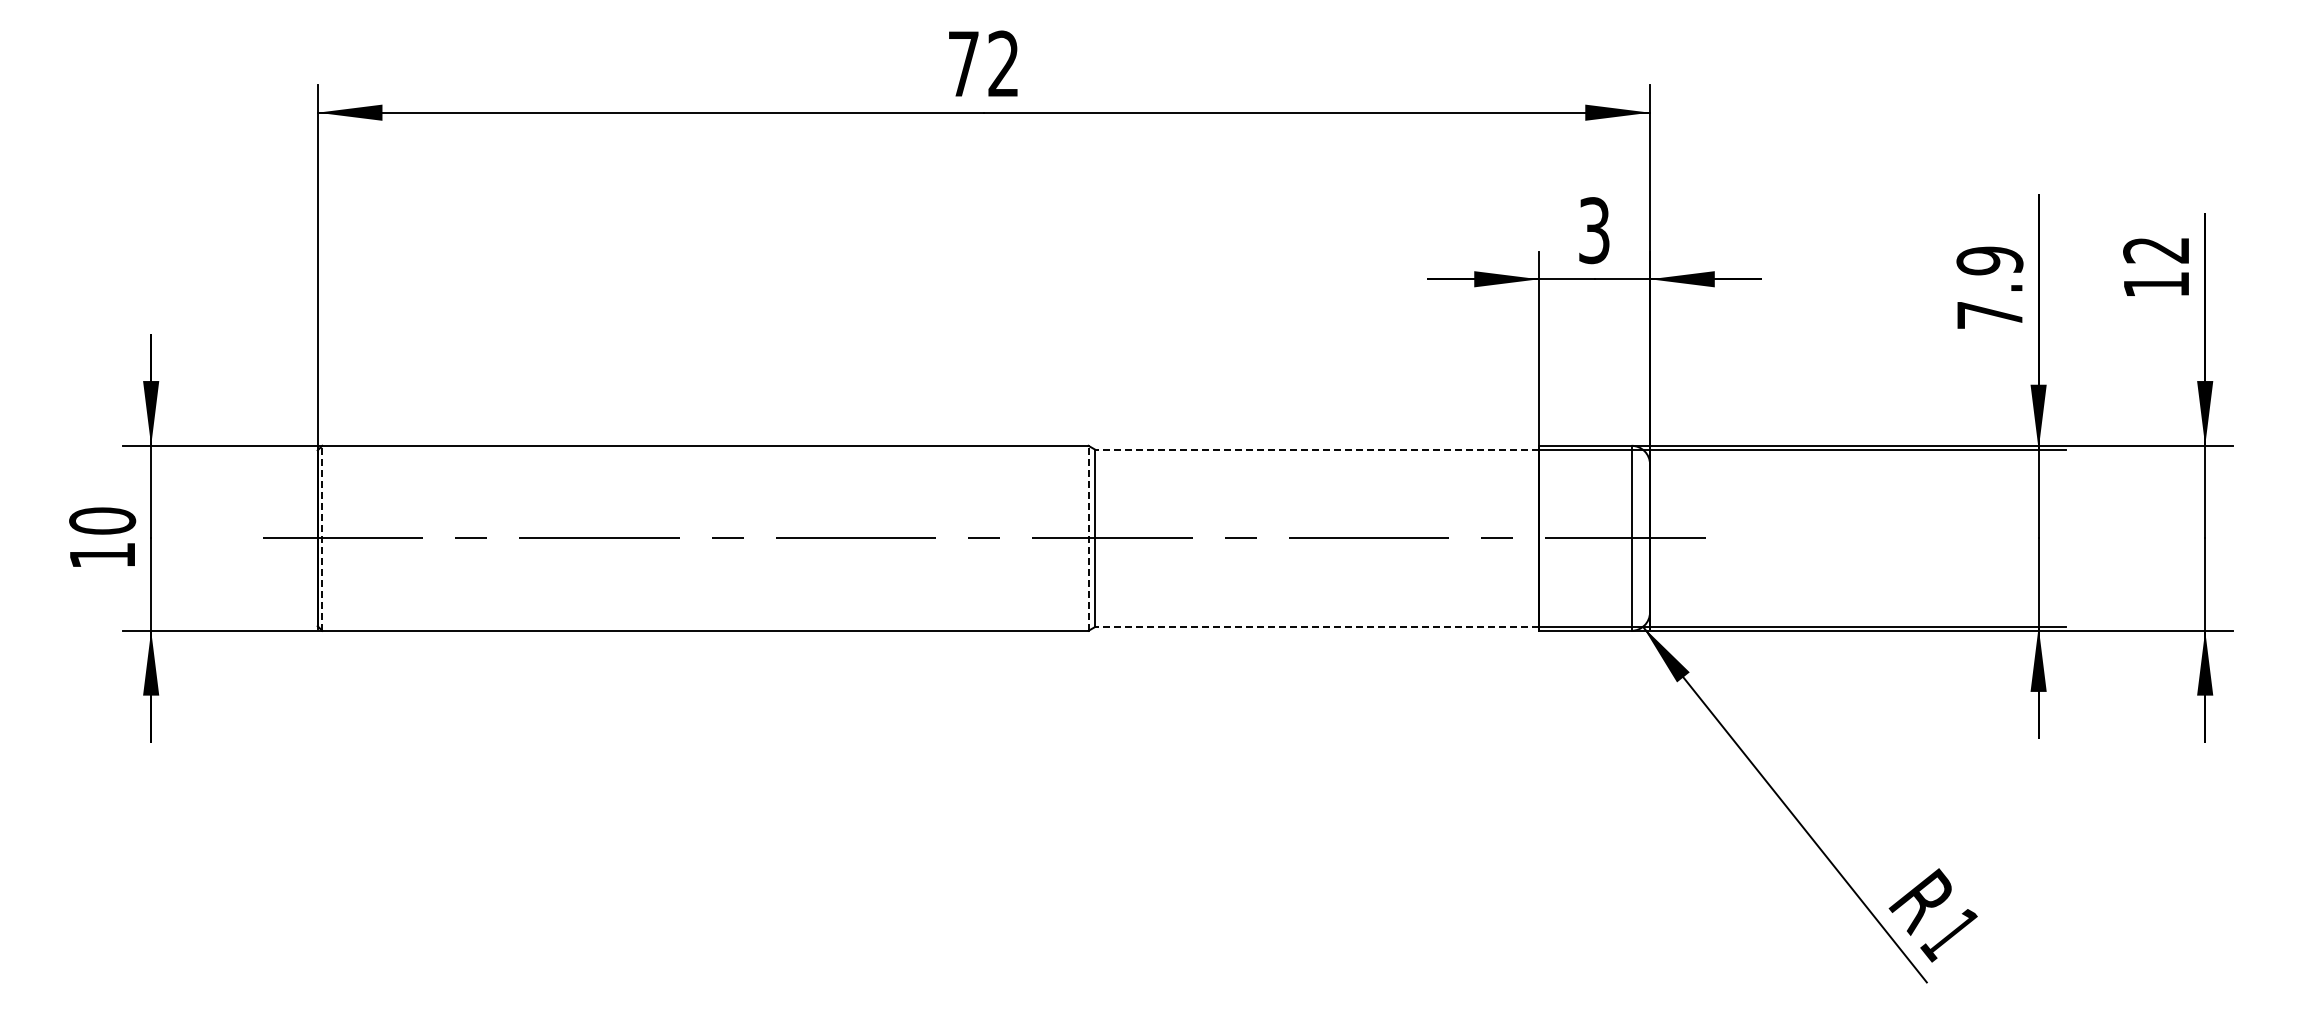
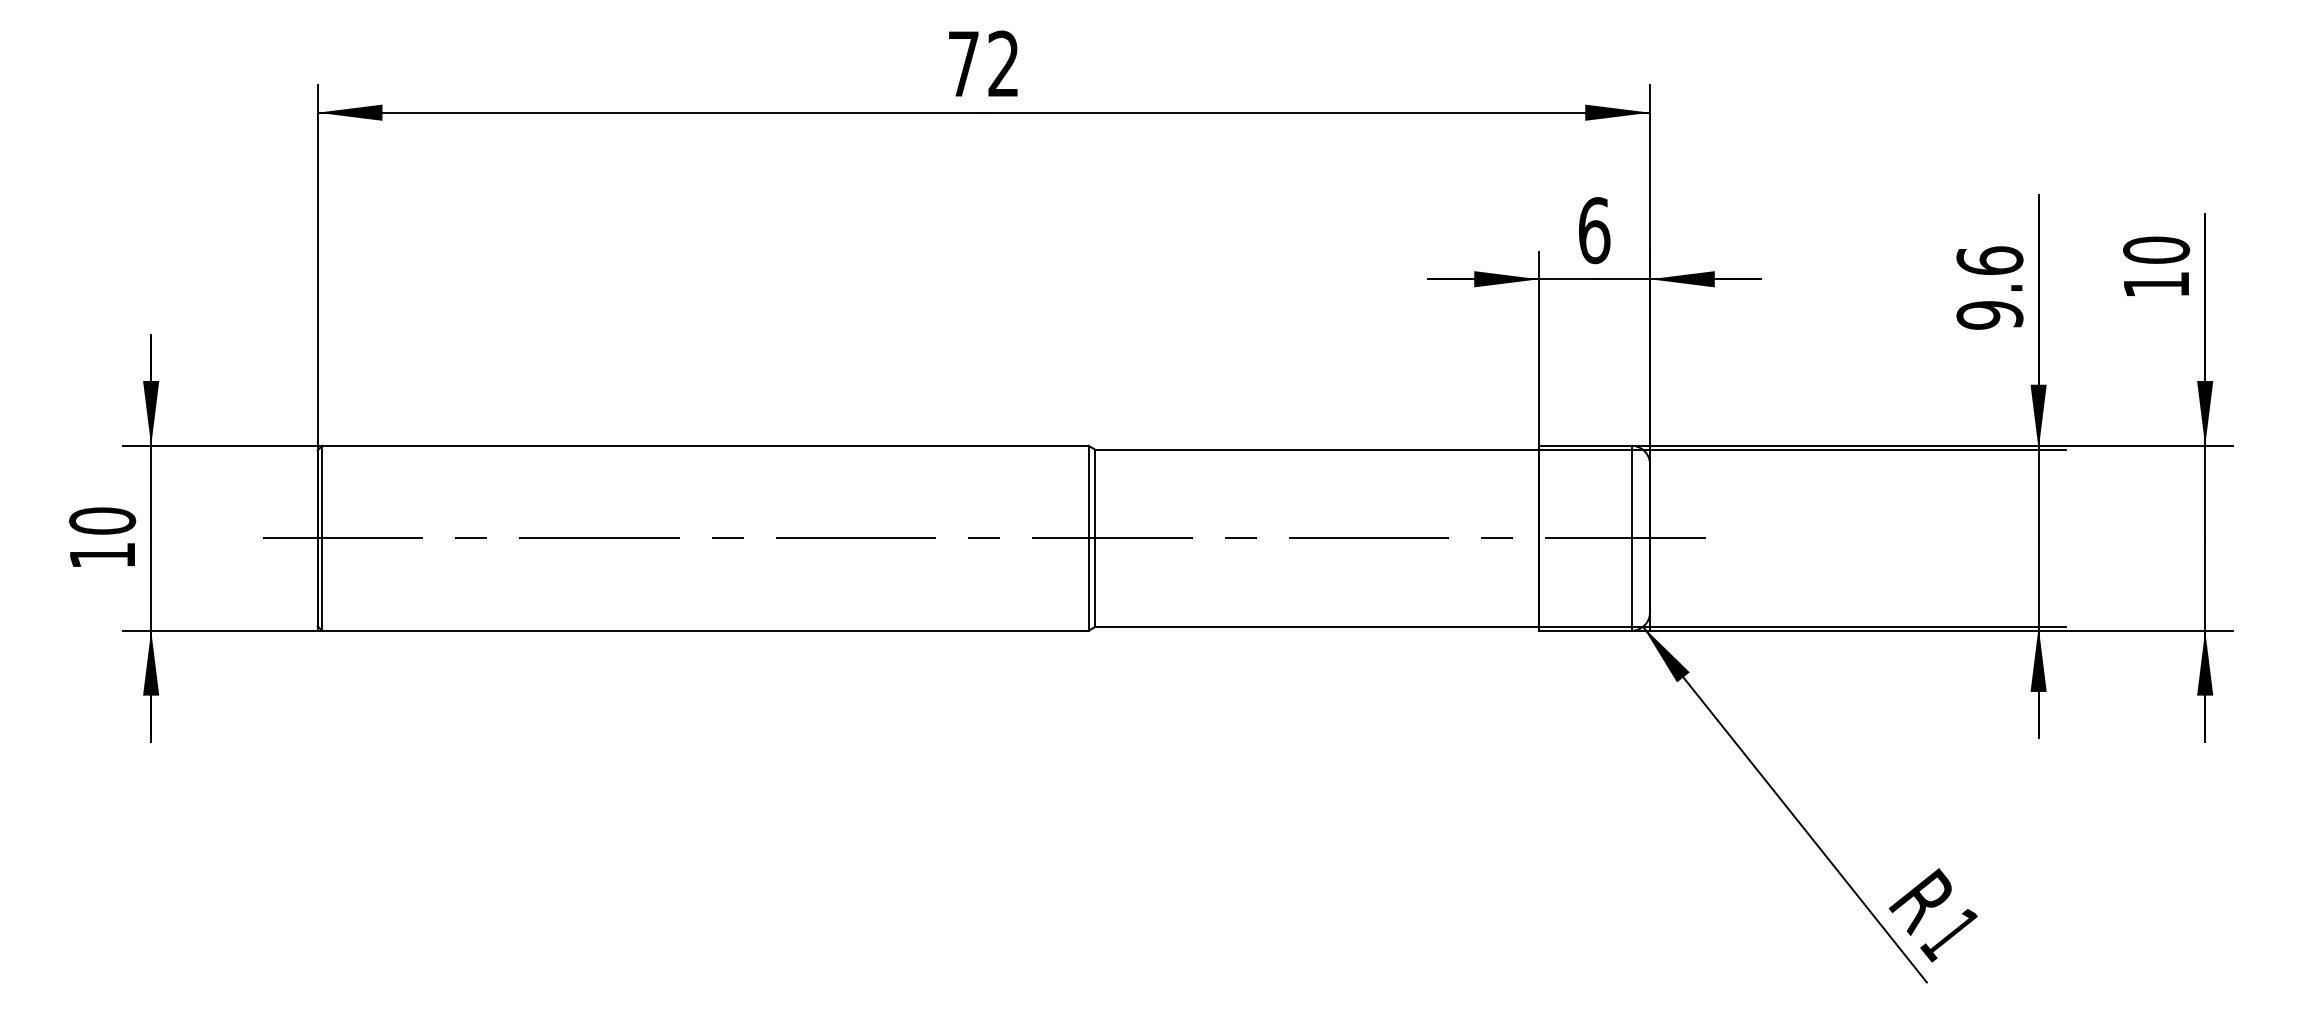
text: 3 -> 6 (1594, 230)
text: 12 -> 10 (2156, 249)
text: 7.9 -> 9.6 (1989, 287)
line: dashed -> solid (1316, 449)
line: dashed -> solid (322, 538)
line: dashed -> solid (1088, 538)
line: dashed -> solid (1316, 627)
